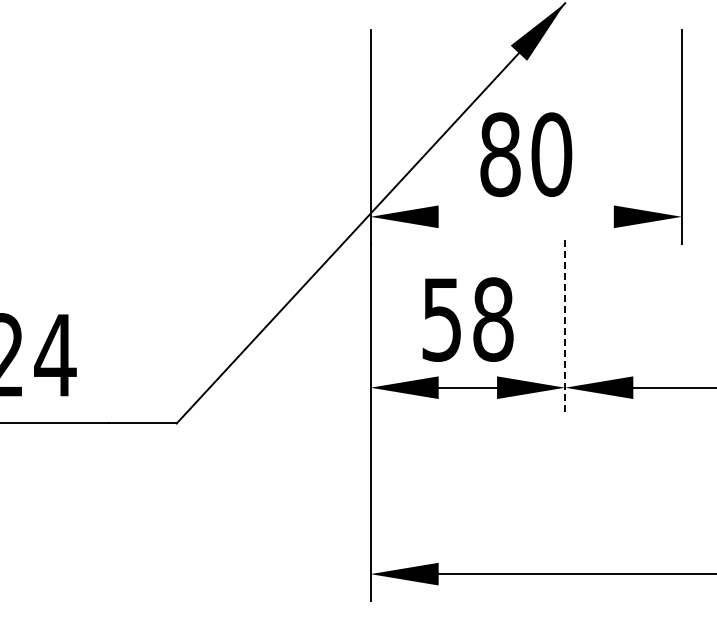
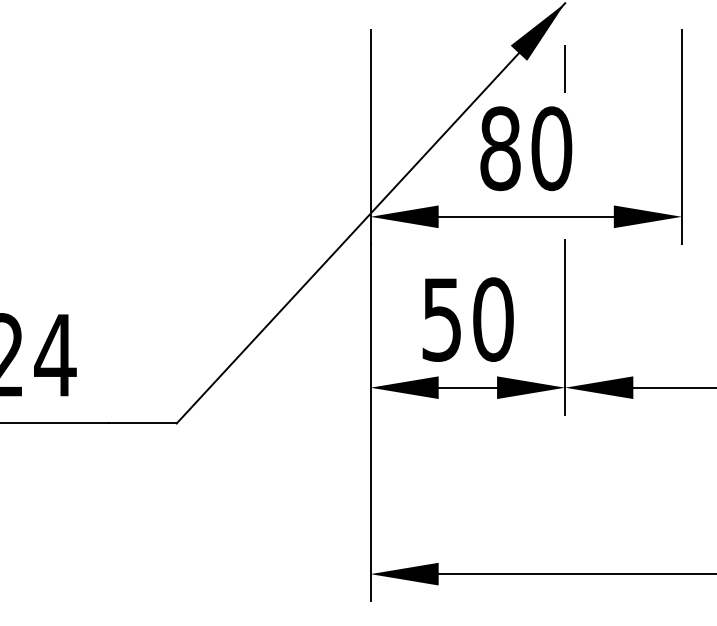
line: none -> present (565, 68)
text position: (526, 154) -> (526, 148) (526, 148)
line: none -> present (525, 216)
text: 58 -> 50 (493, 319)
line: dashed -> solid (565, 327)
